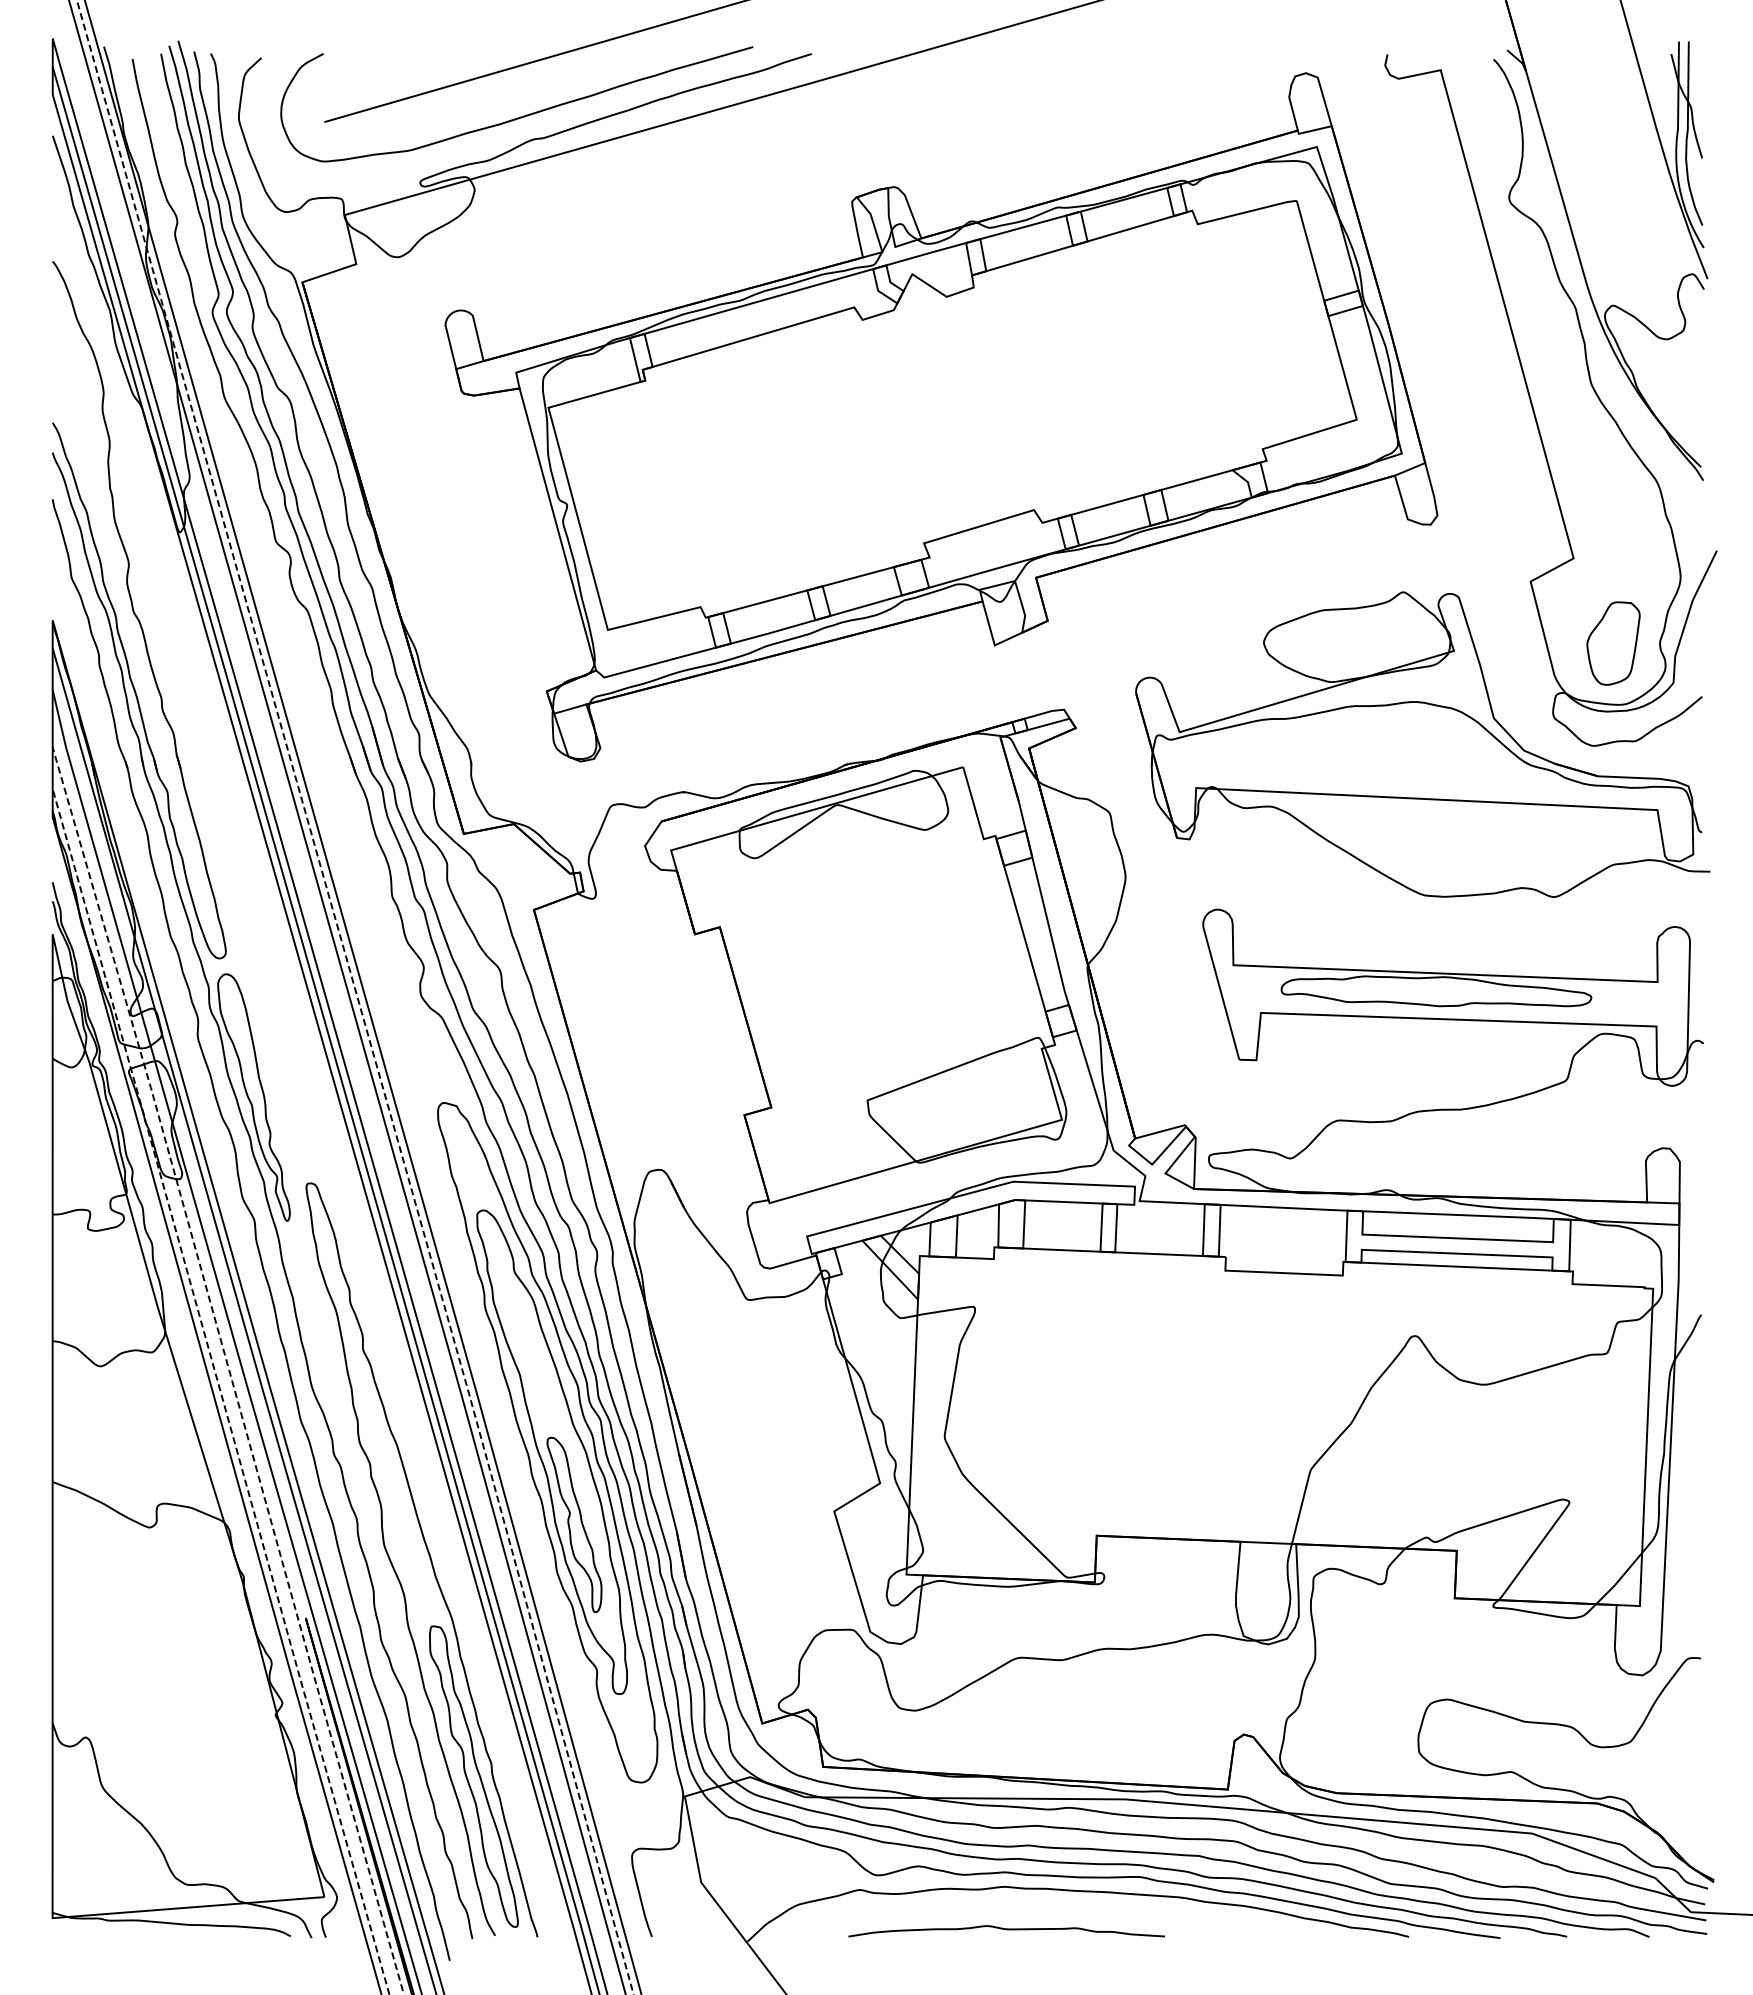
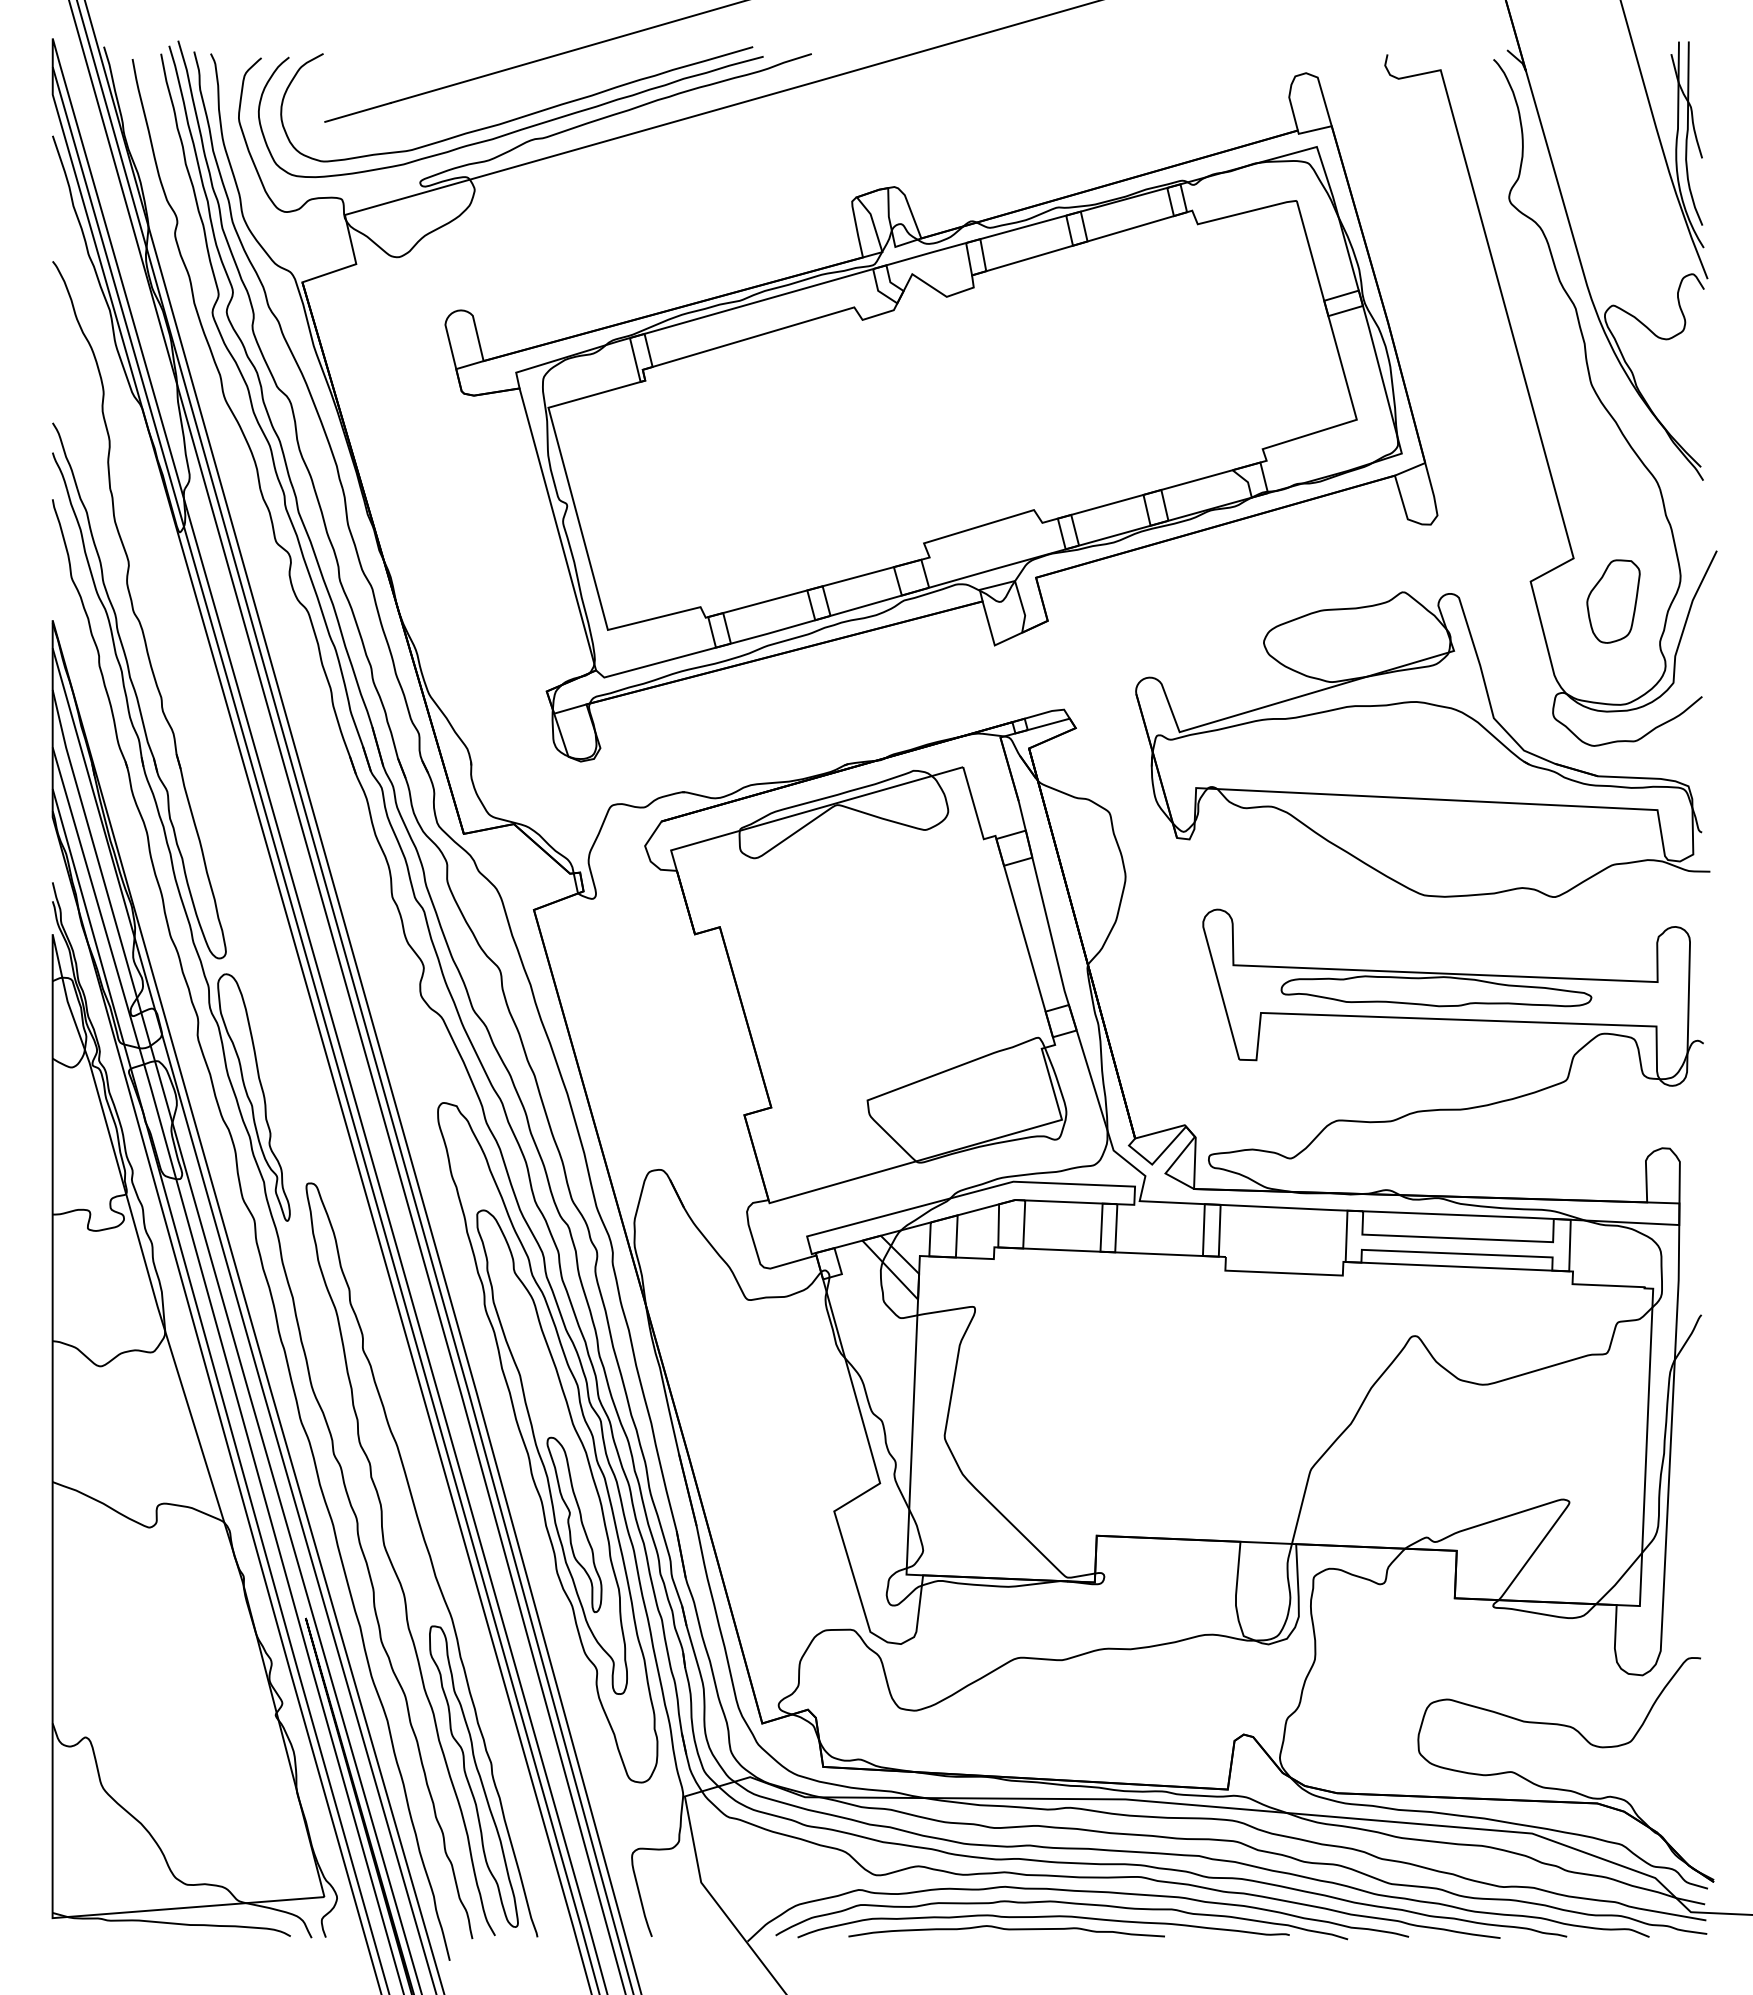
curve: none -> present (515, 130)
part position: (1613, 643) -> (1613, 601) (1613, 601)
line: dashed -> solid (357, 996)
line: dashed -> solid (229, 1370)
line: dashed -> solid (220, 1391)
part: none -> present (1061, 1920)
